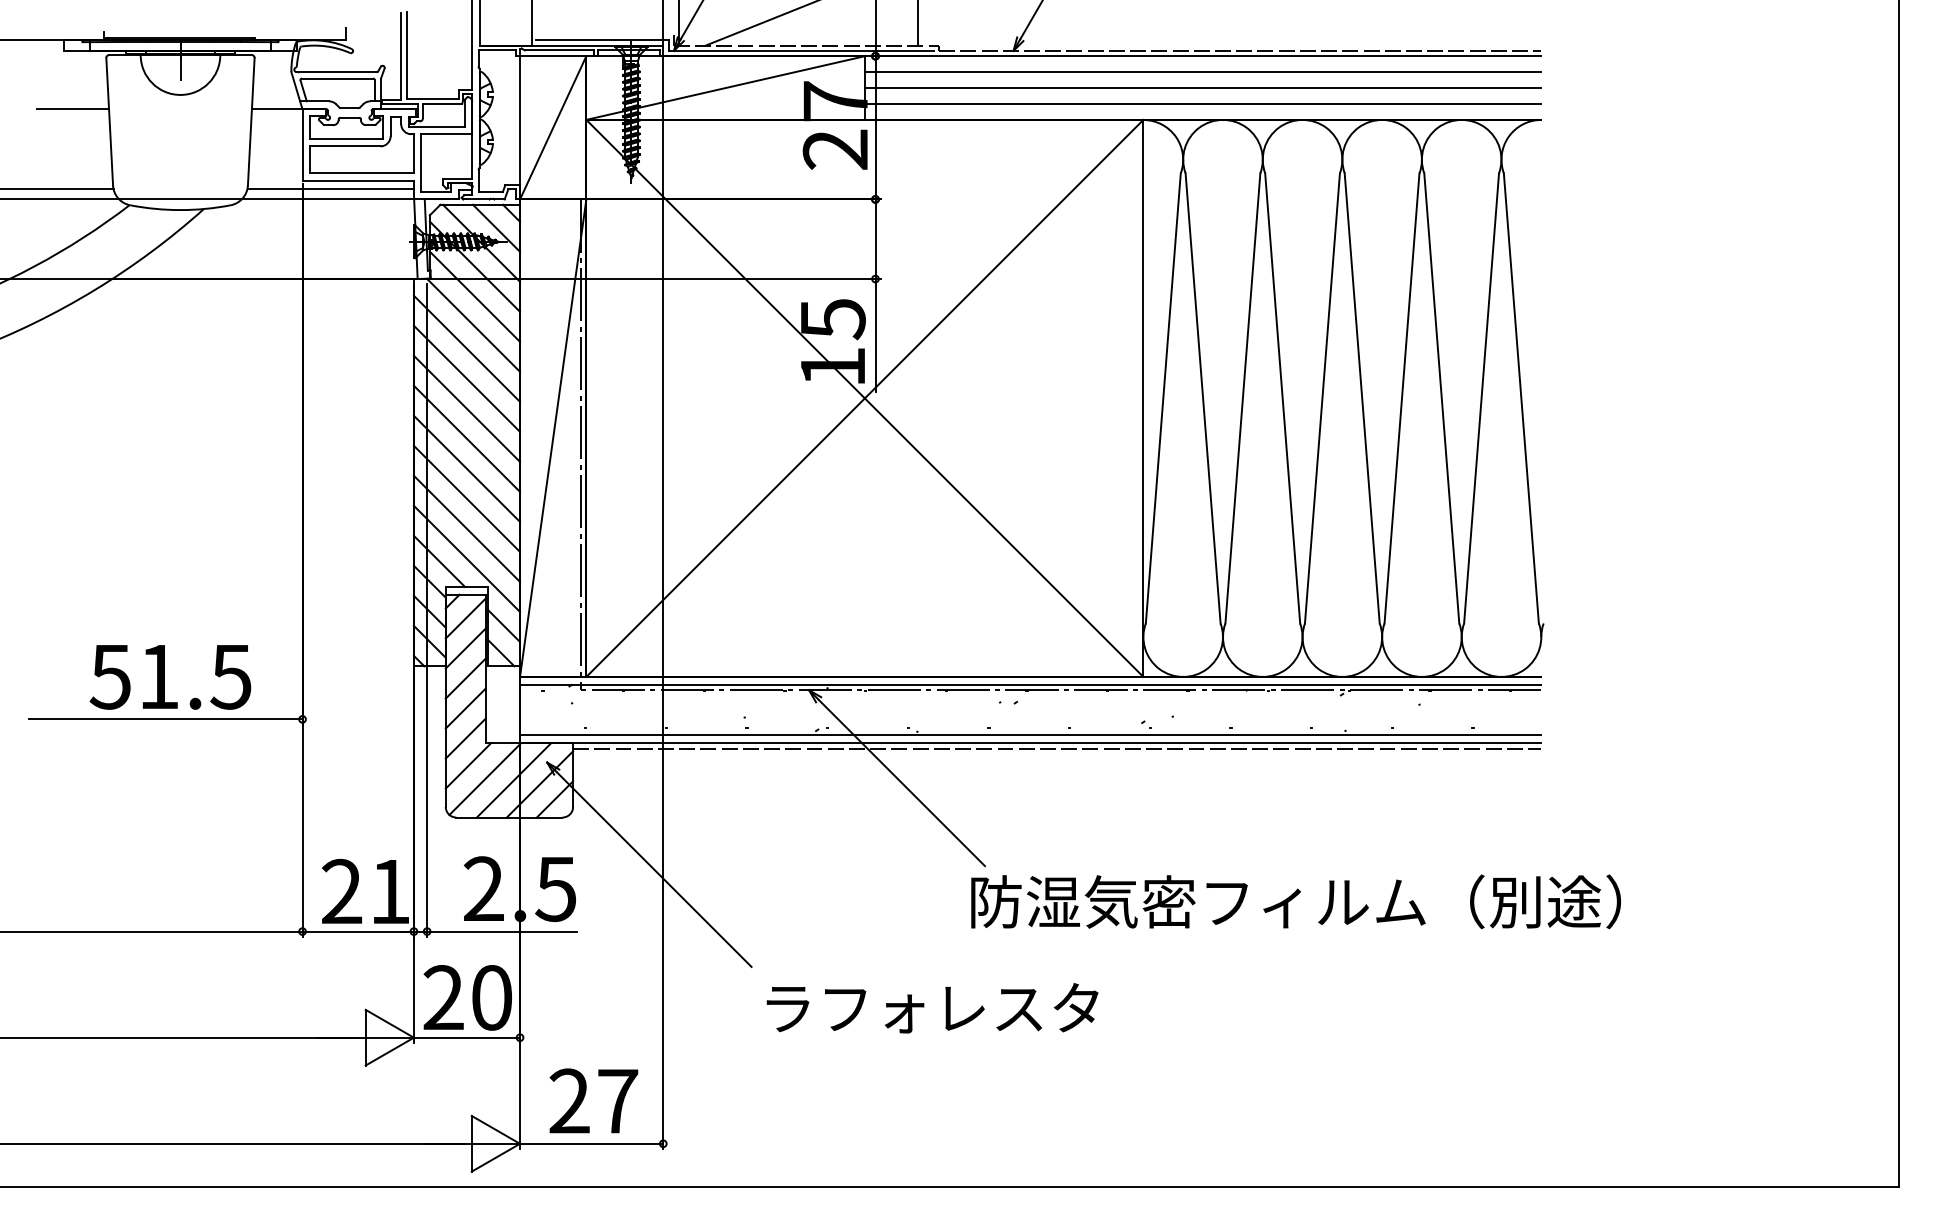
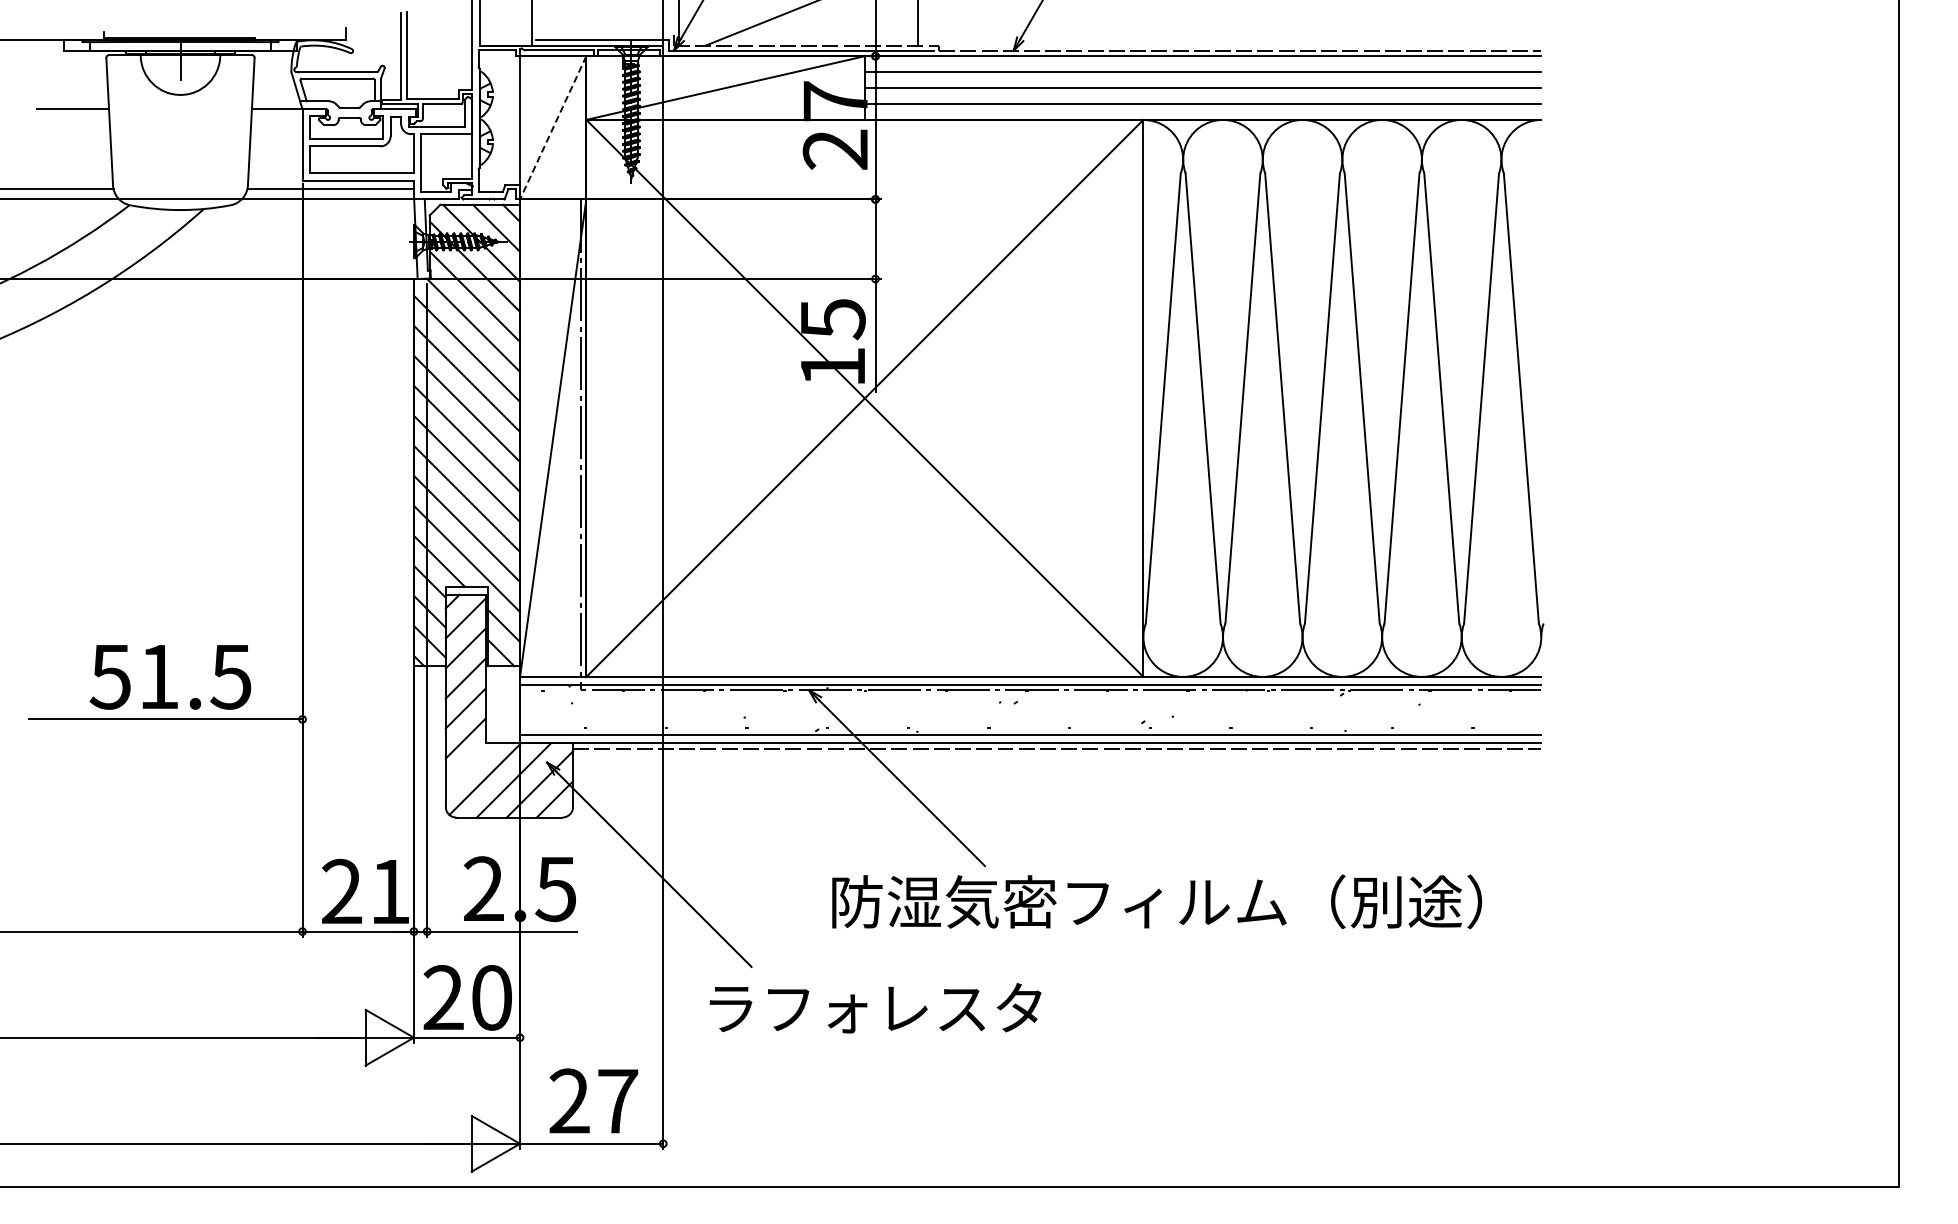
line: solid -> dashed (553, 127)
line: present -> none (468, 765)
text position: (1296, 901) -> (1157, 901) (1157, 901)
text position: (932, 1008) -> (875, 1008) (875, 1008)
